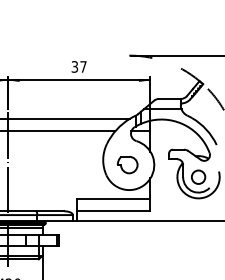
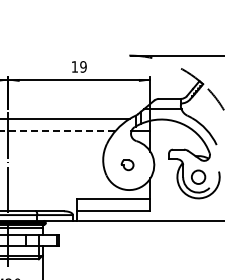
text: 37 -> 19 (78, 66)
line: solid -> dashed (57, 131)
part size: 23x19 px -> 15x13 px (127, 165)
